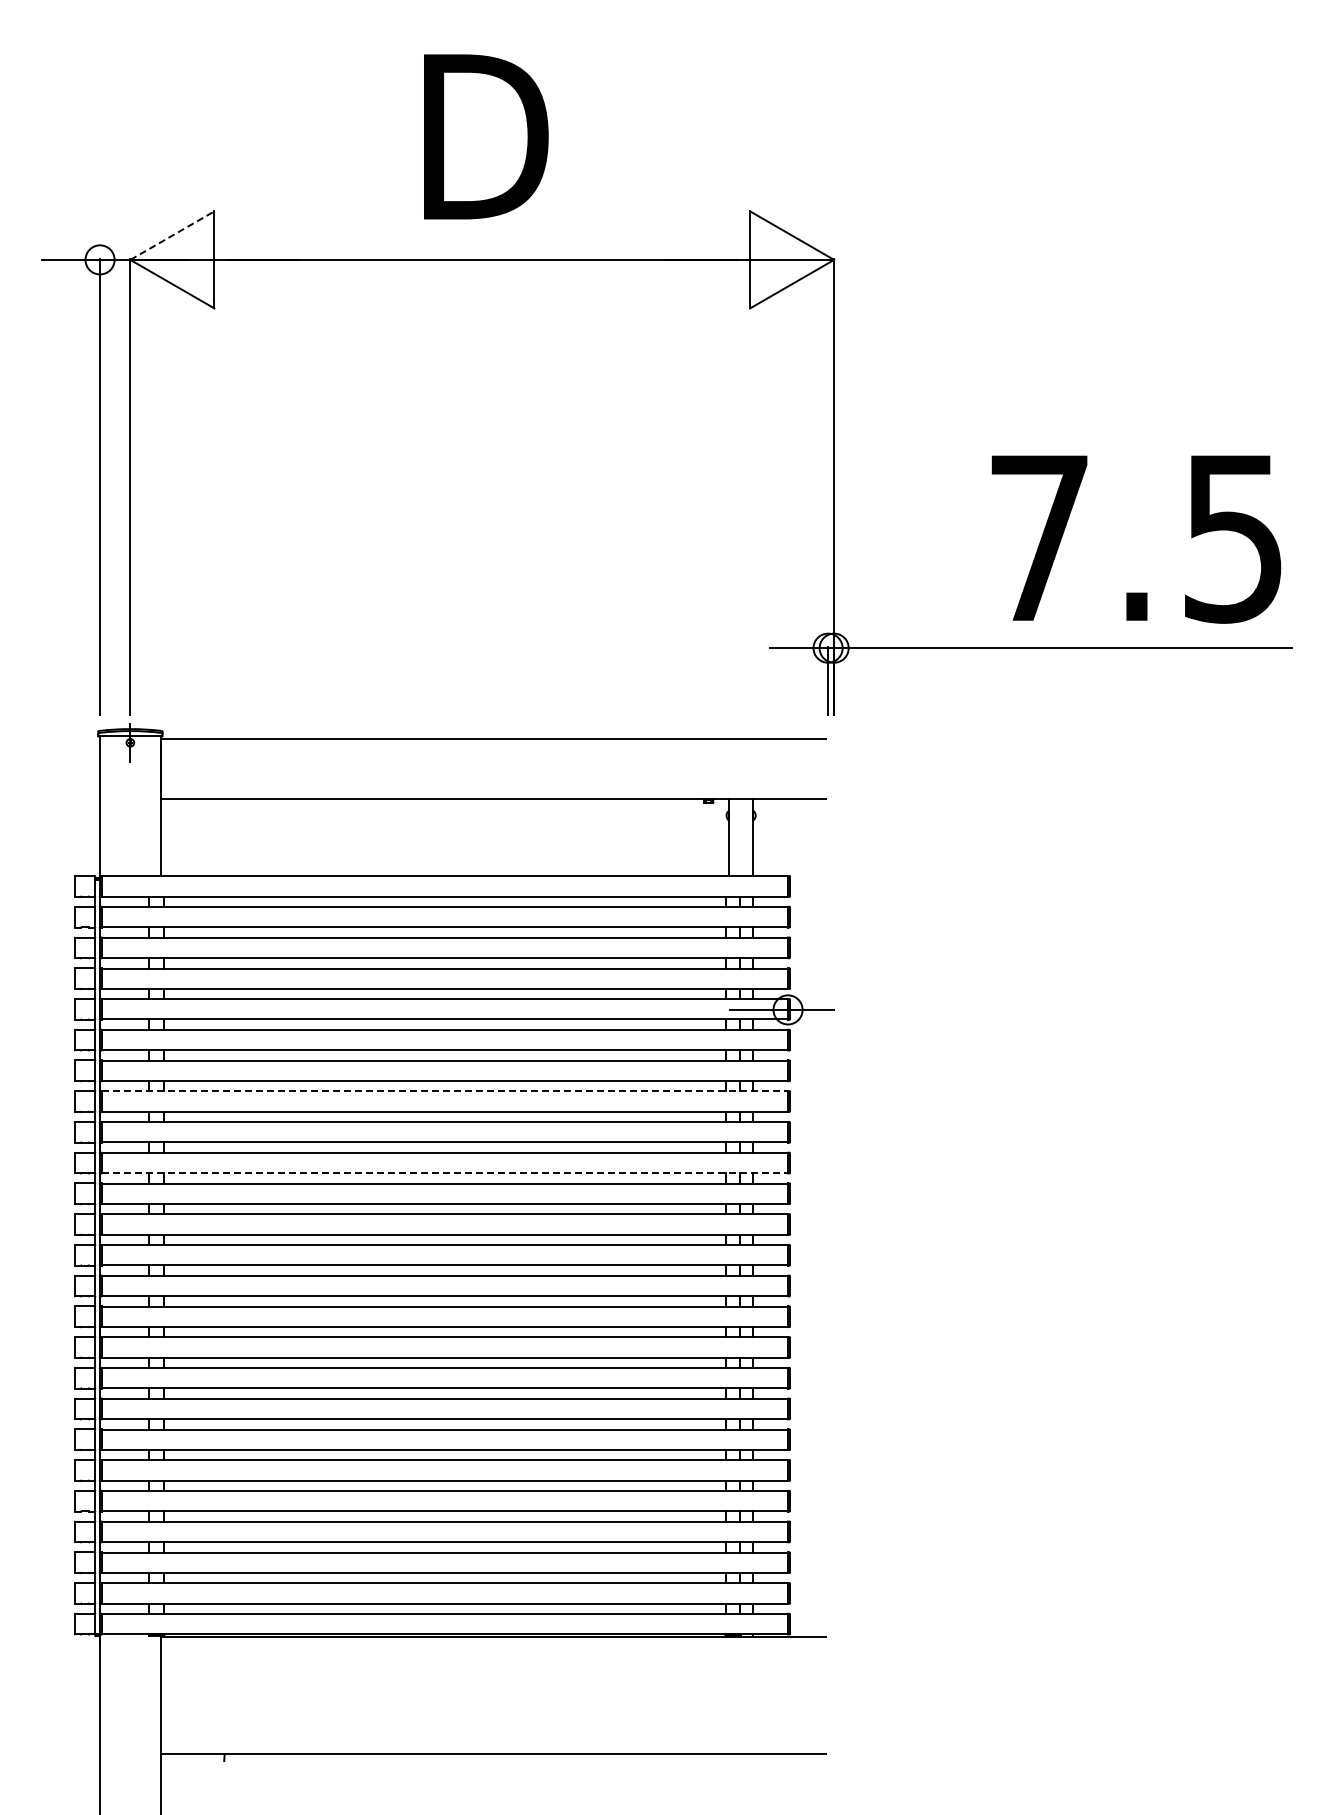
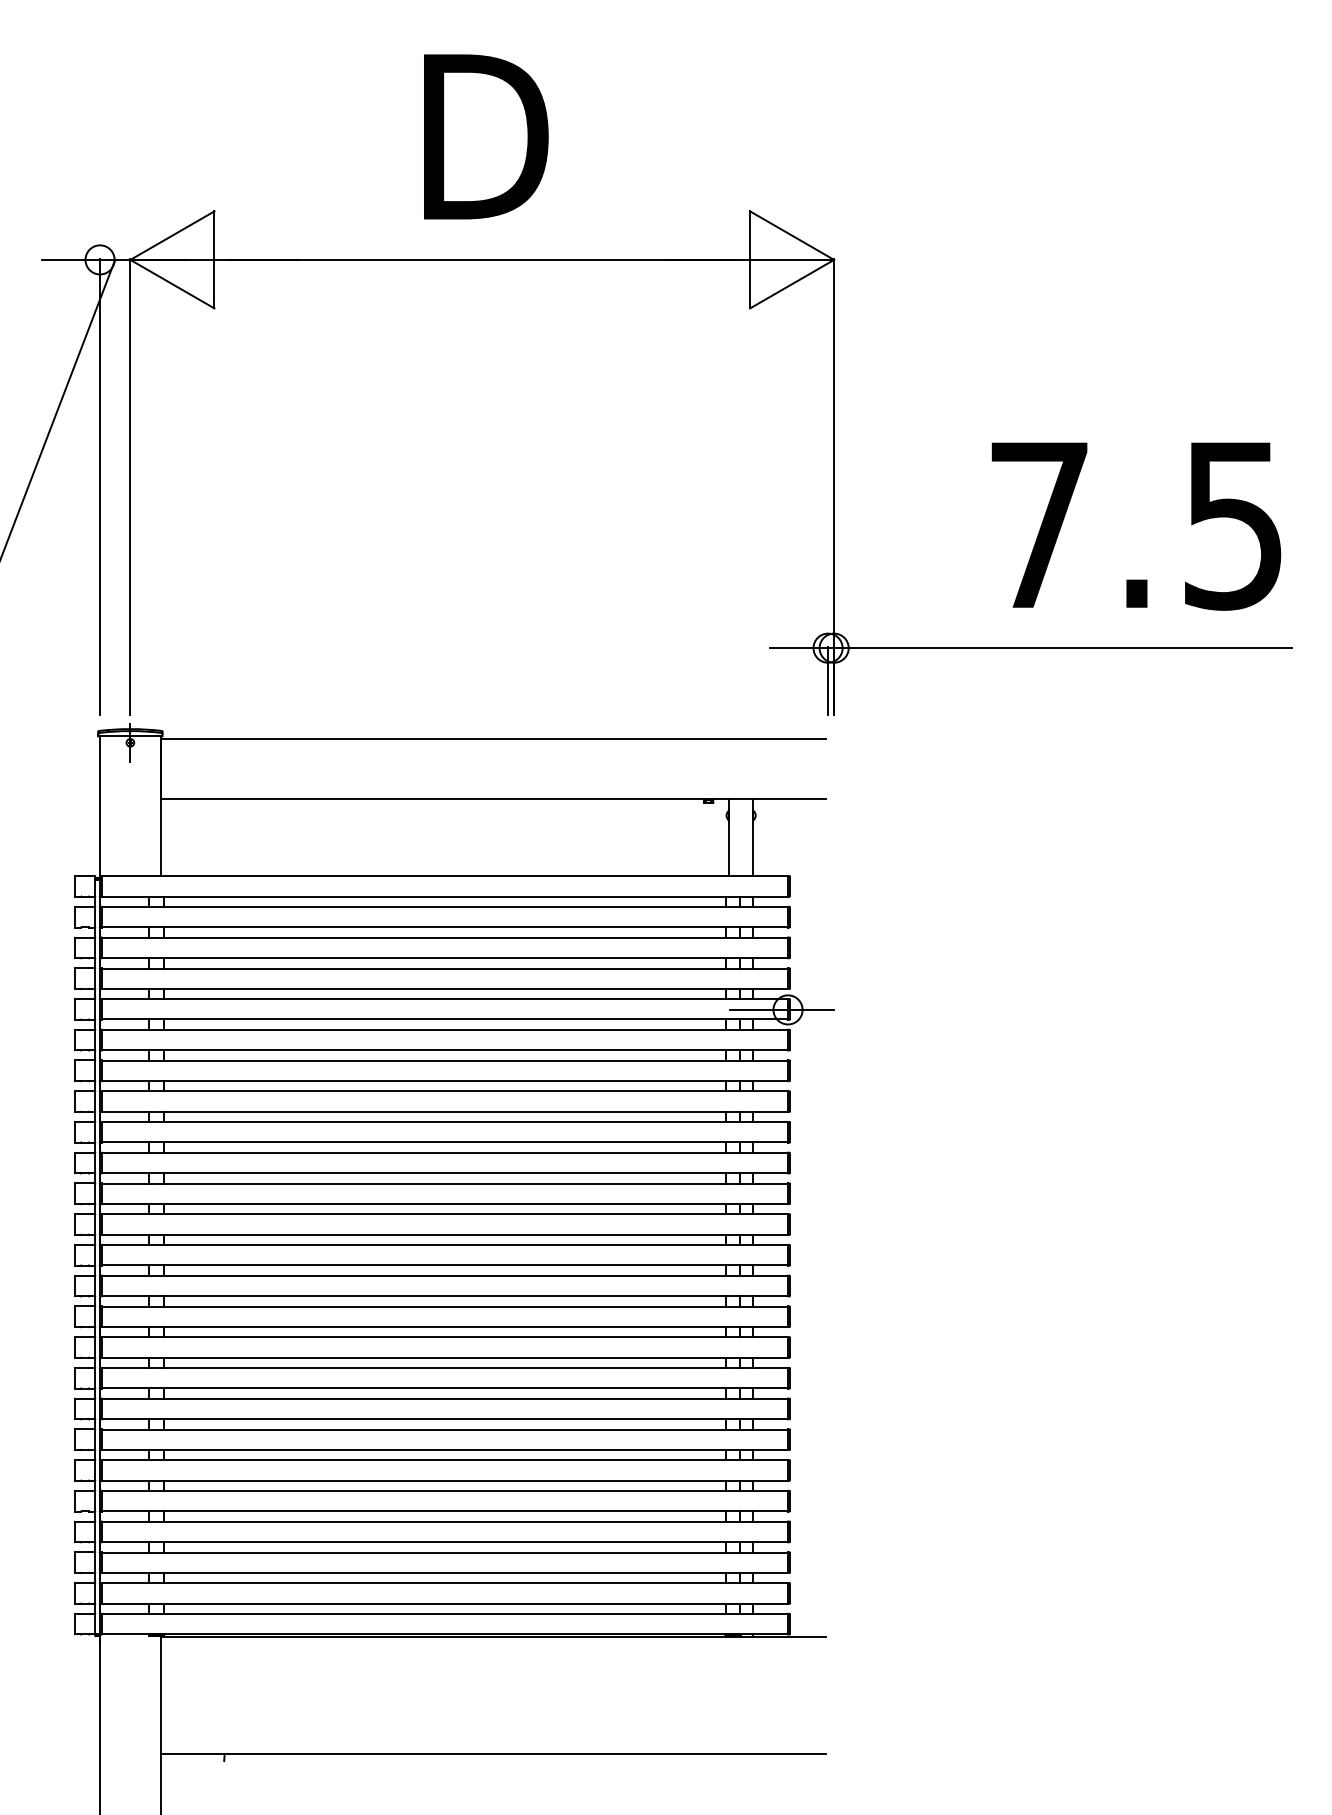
line: dashed -> solid (172, 235)
line: none -> present (58, 407)
text position: (1136, 539) -> (1136, 526) (1136, 526)
line: dashed -> solid (445, 1091)
line: dashed -> solid (445, 1173)
